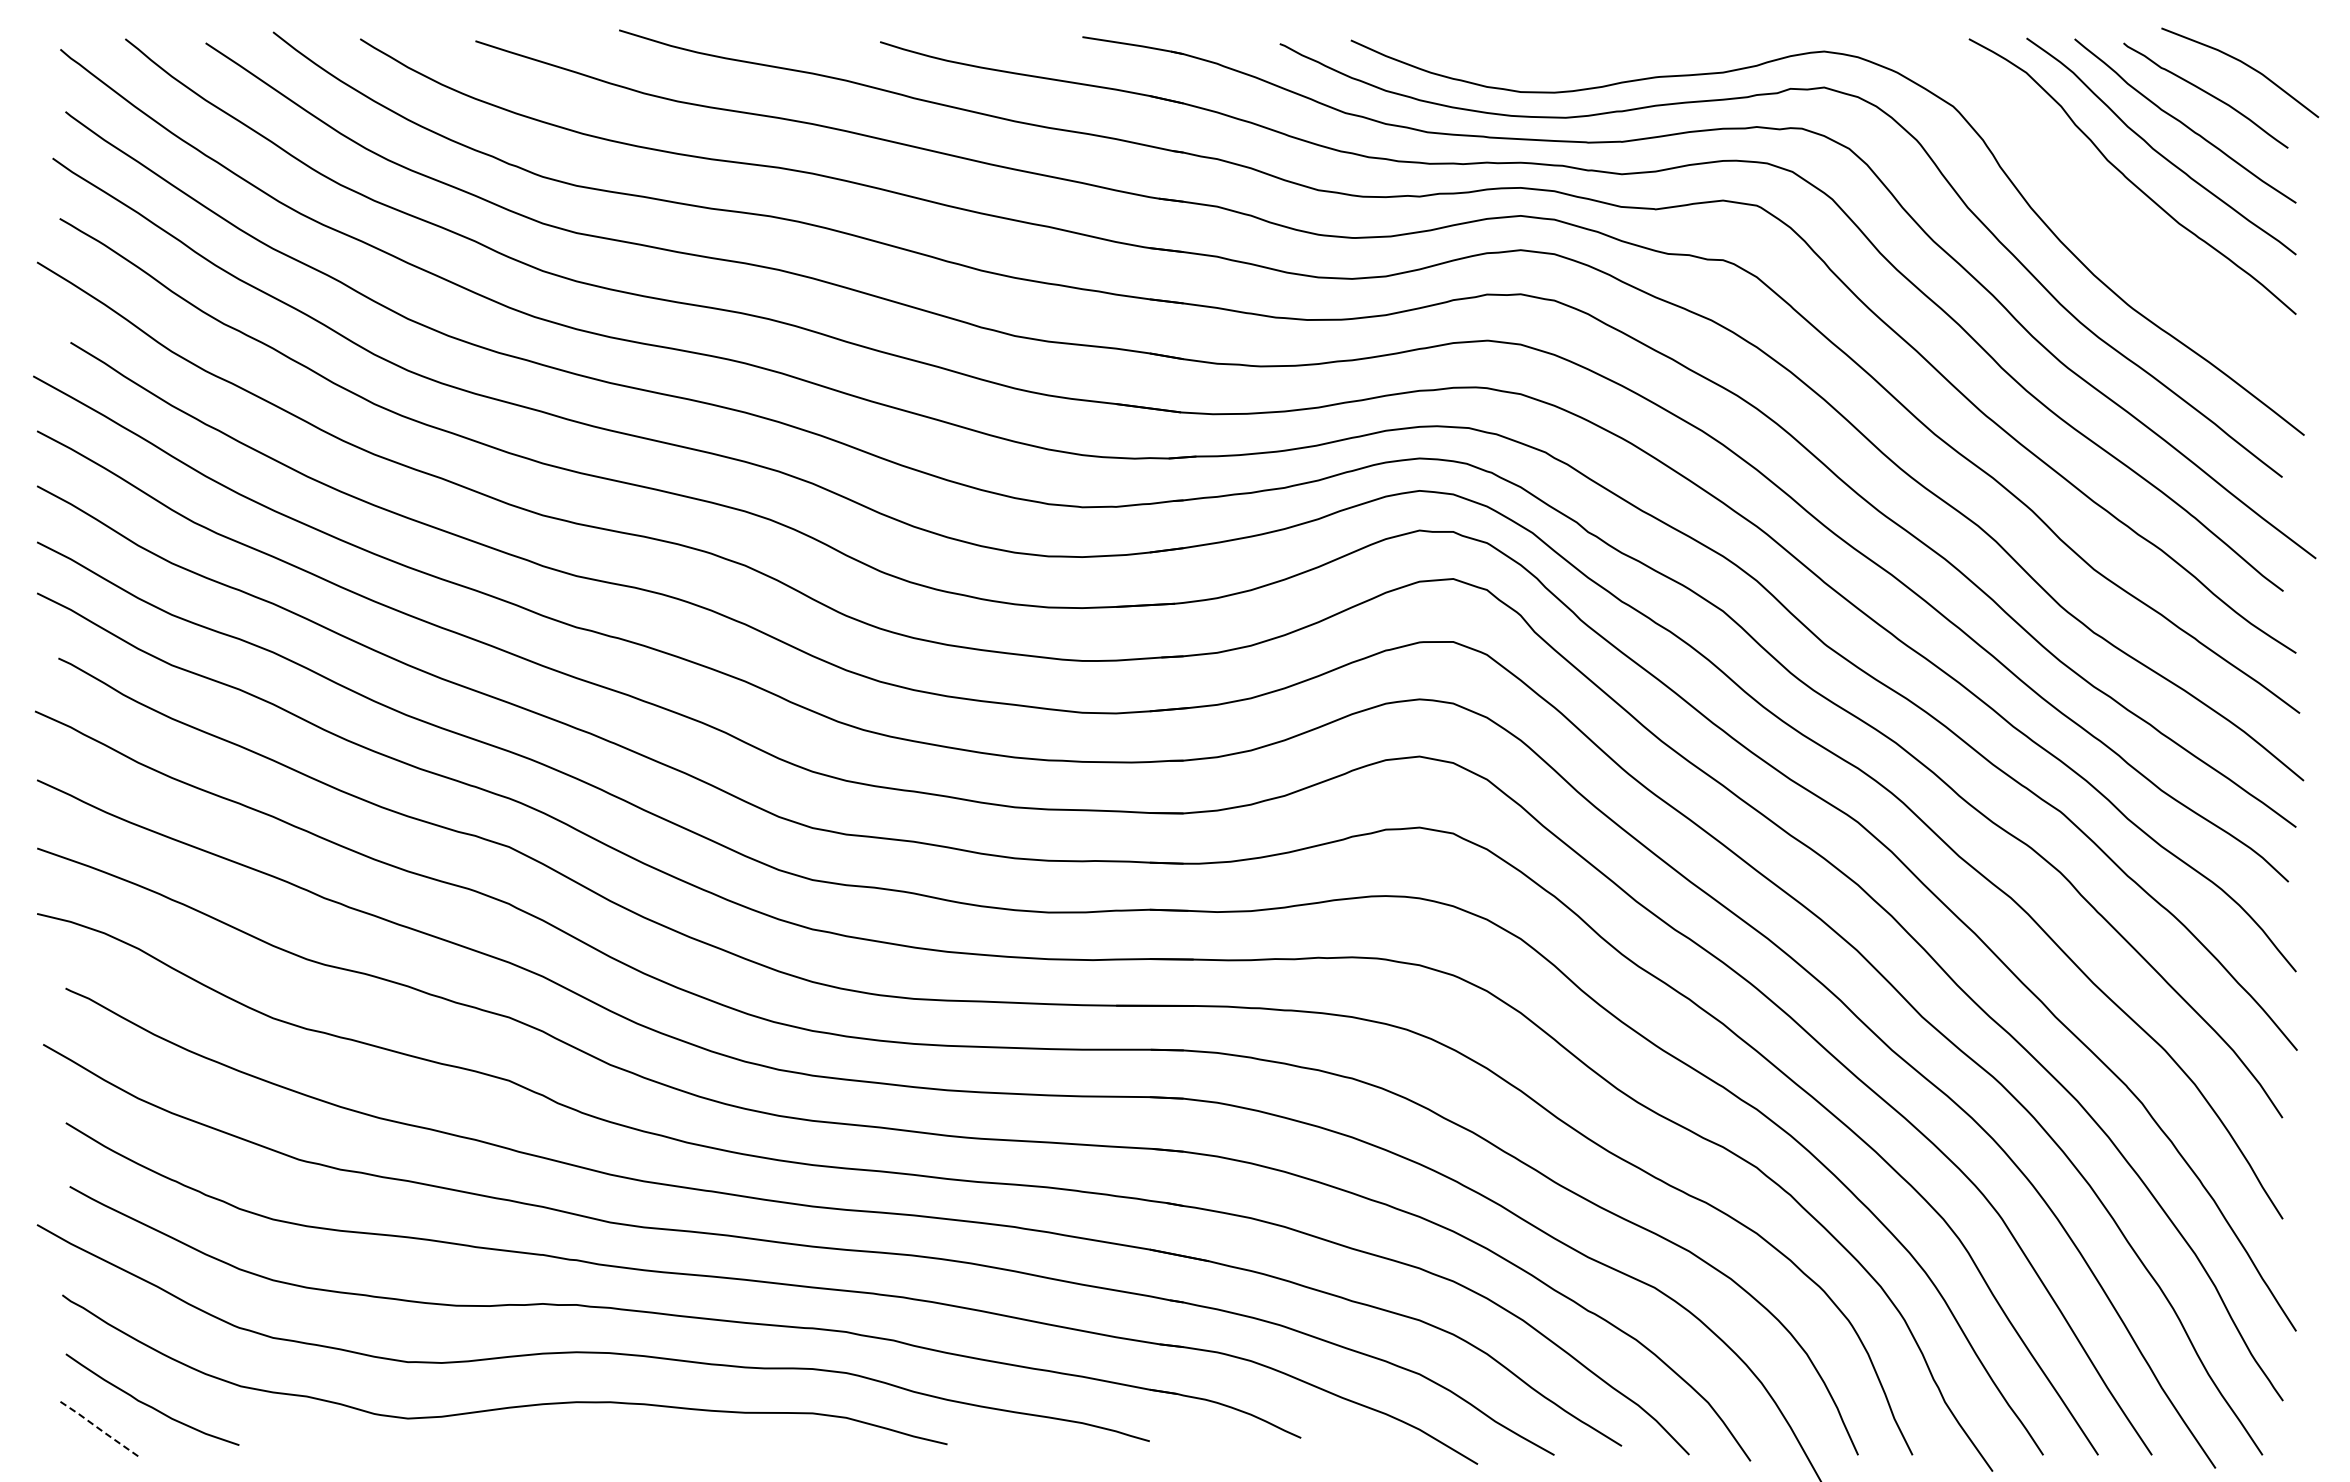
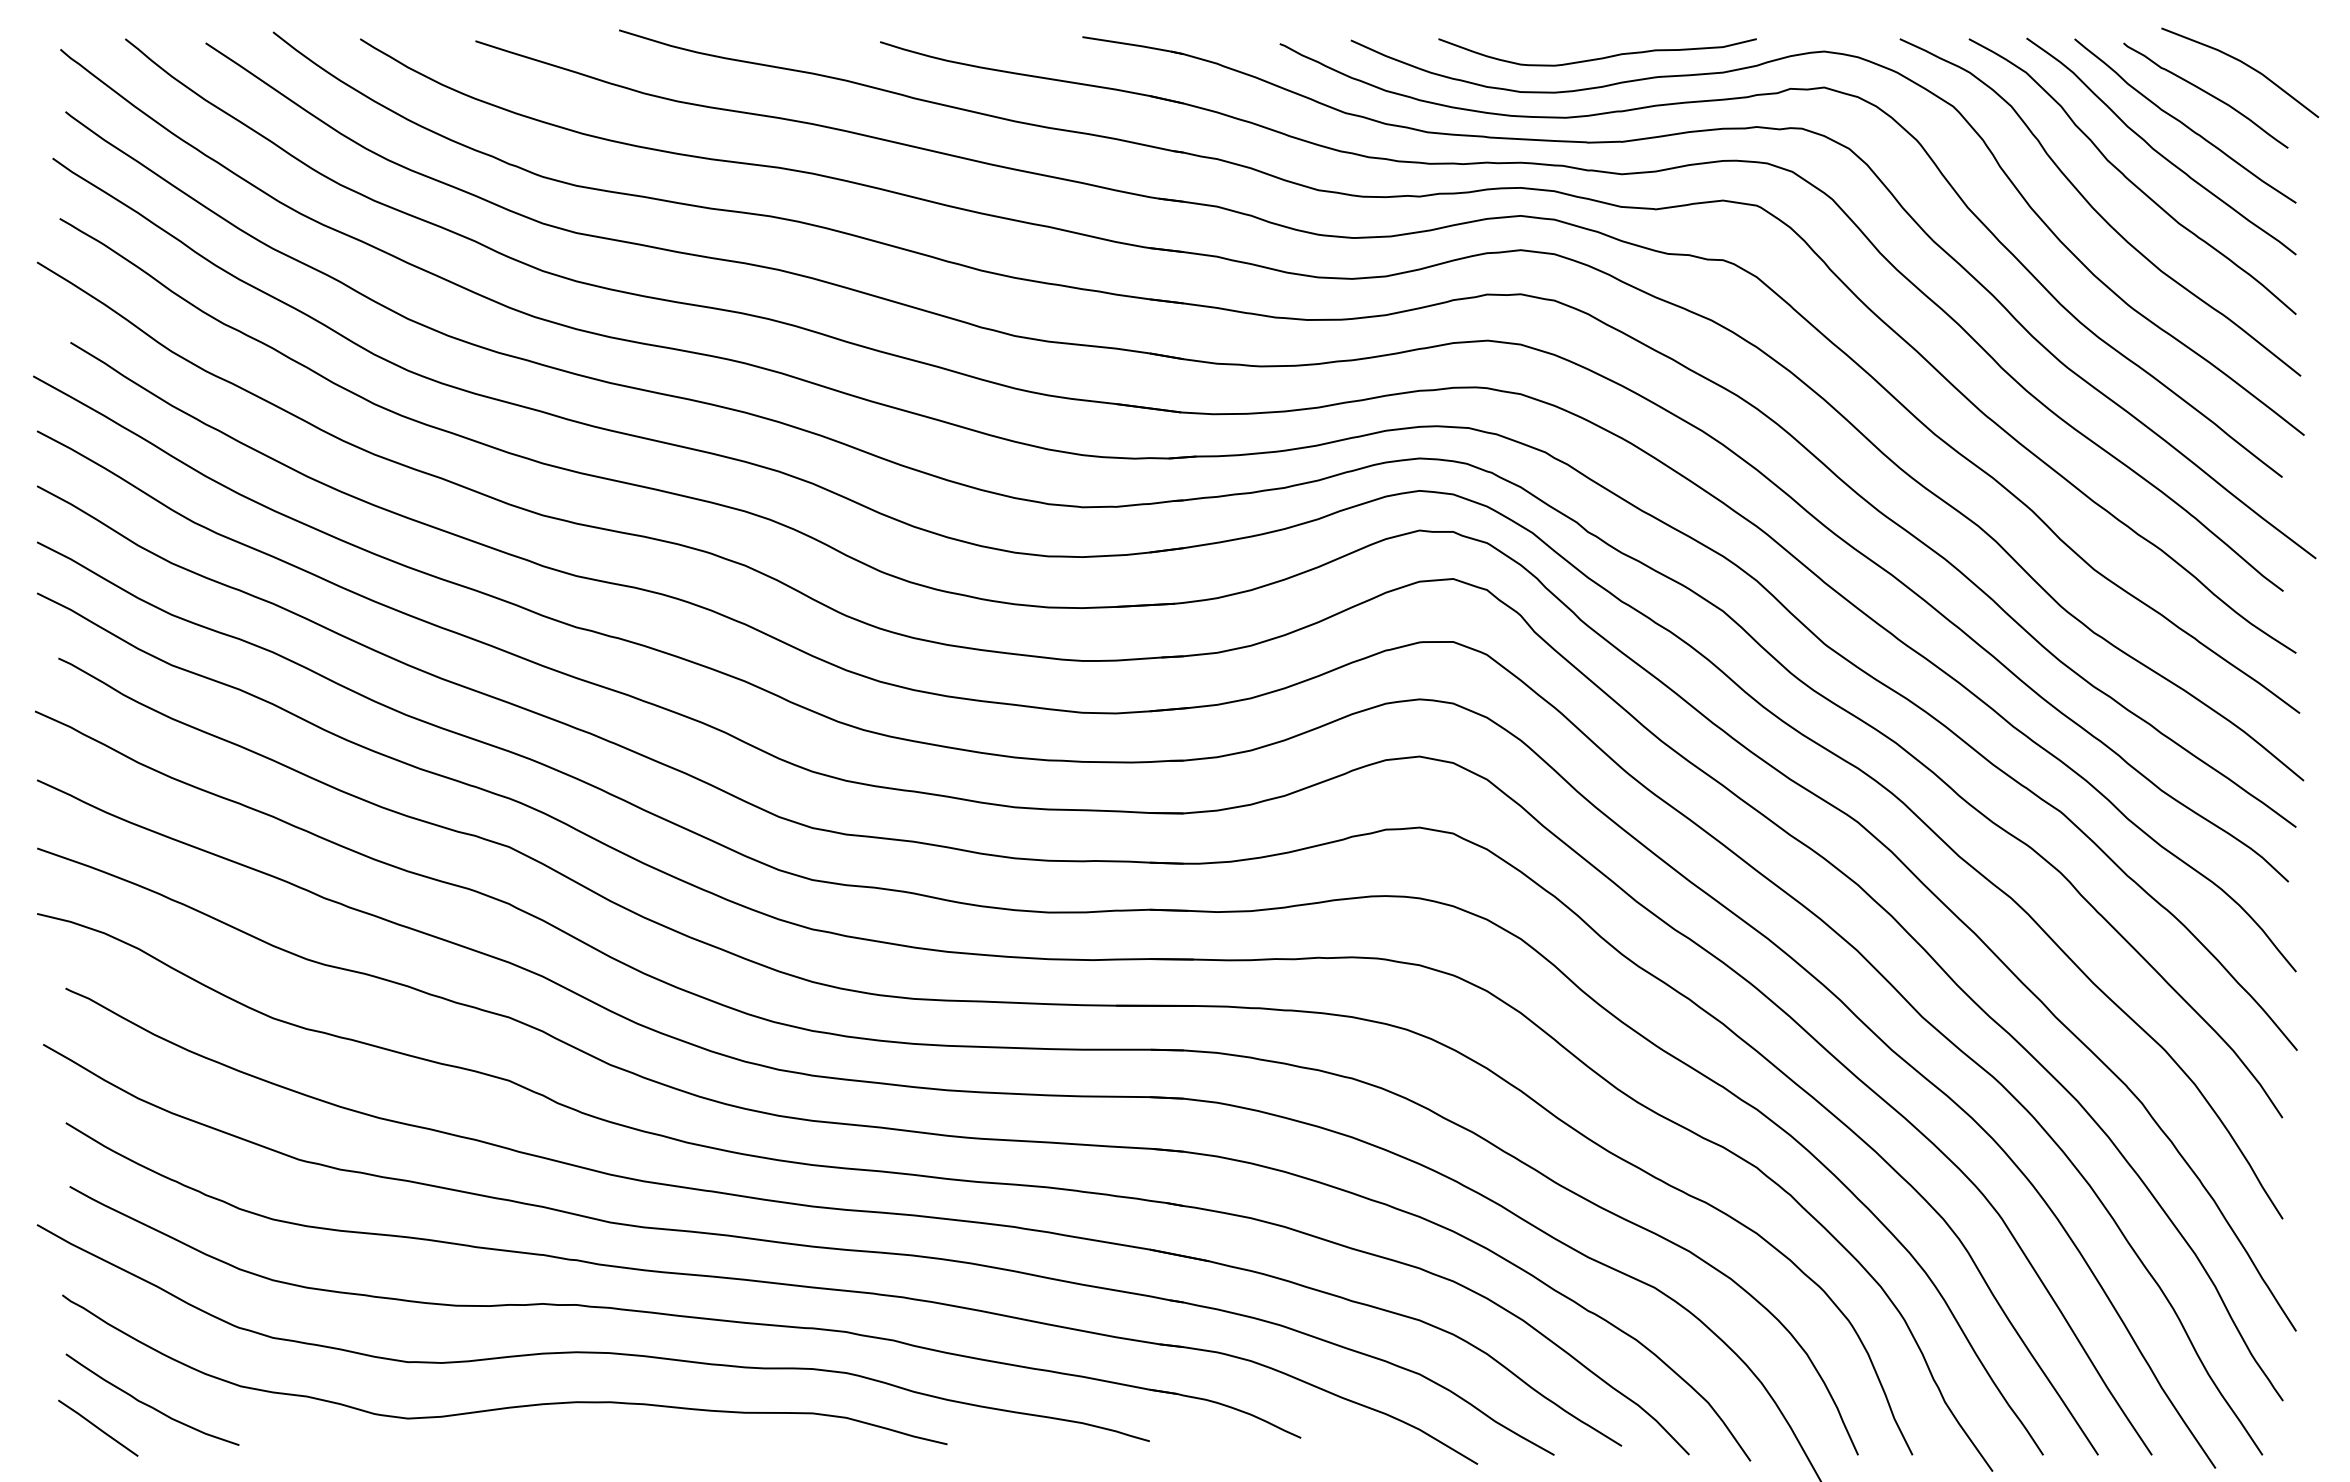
curve: none -> present (1600, 57)
curve: none -> present (2096, 210)
line: dashed -> solid (98, 1428)
